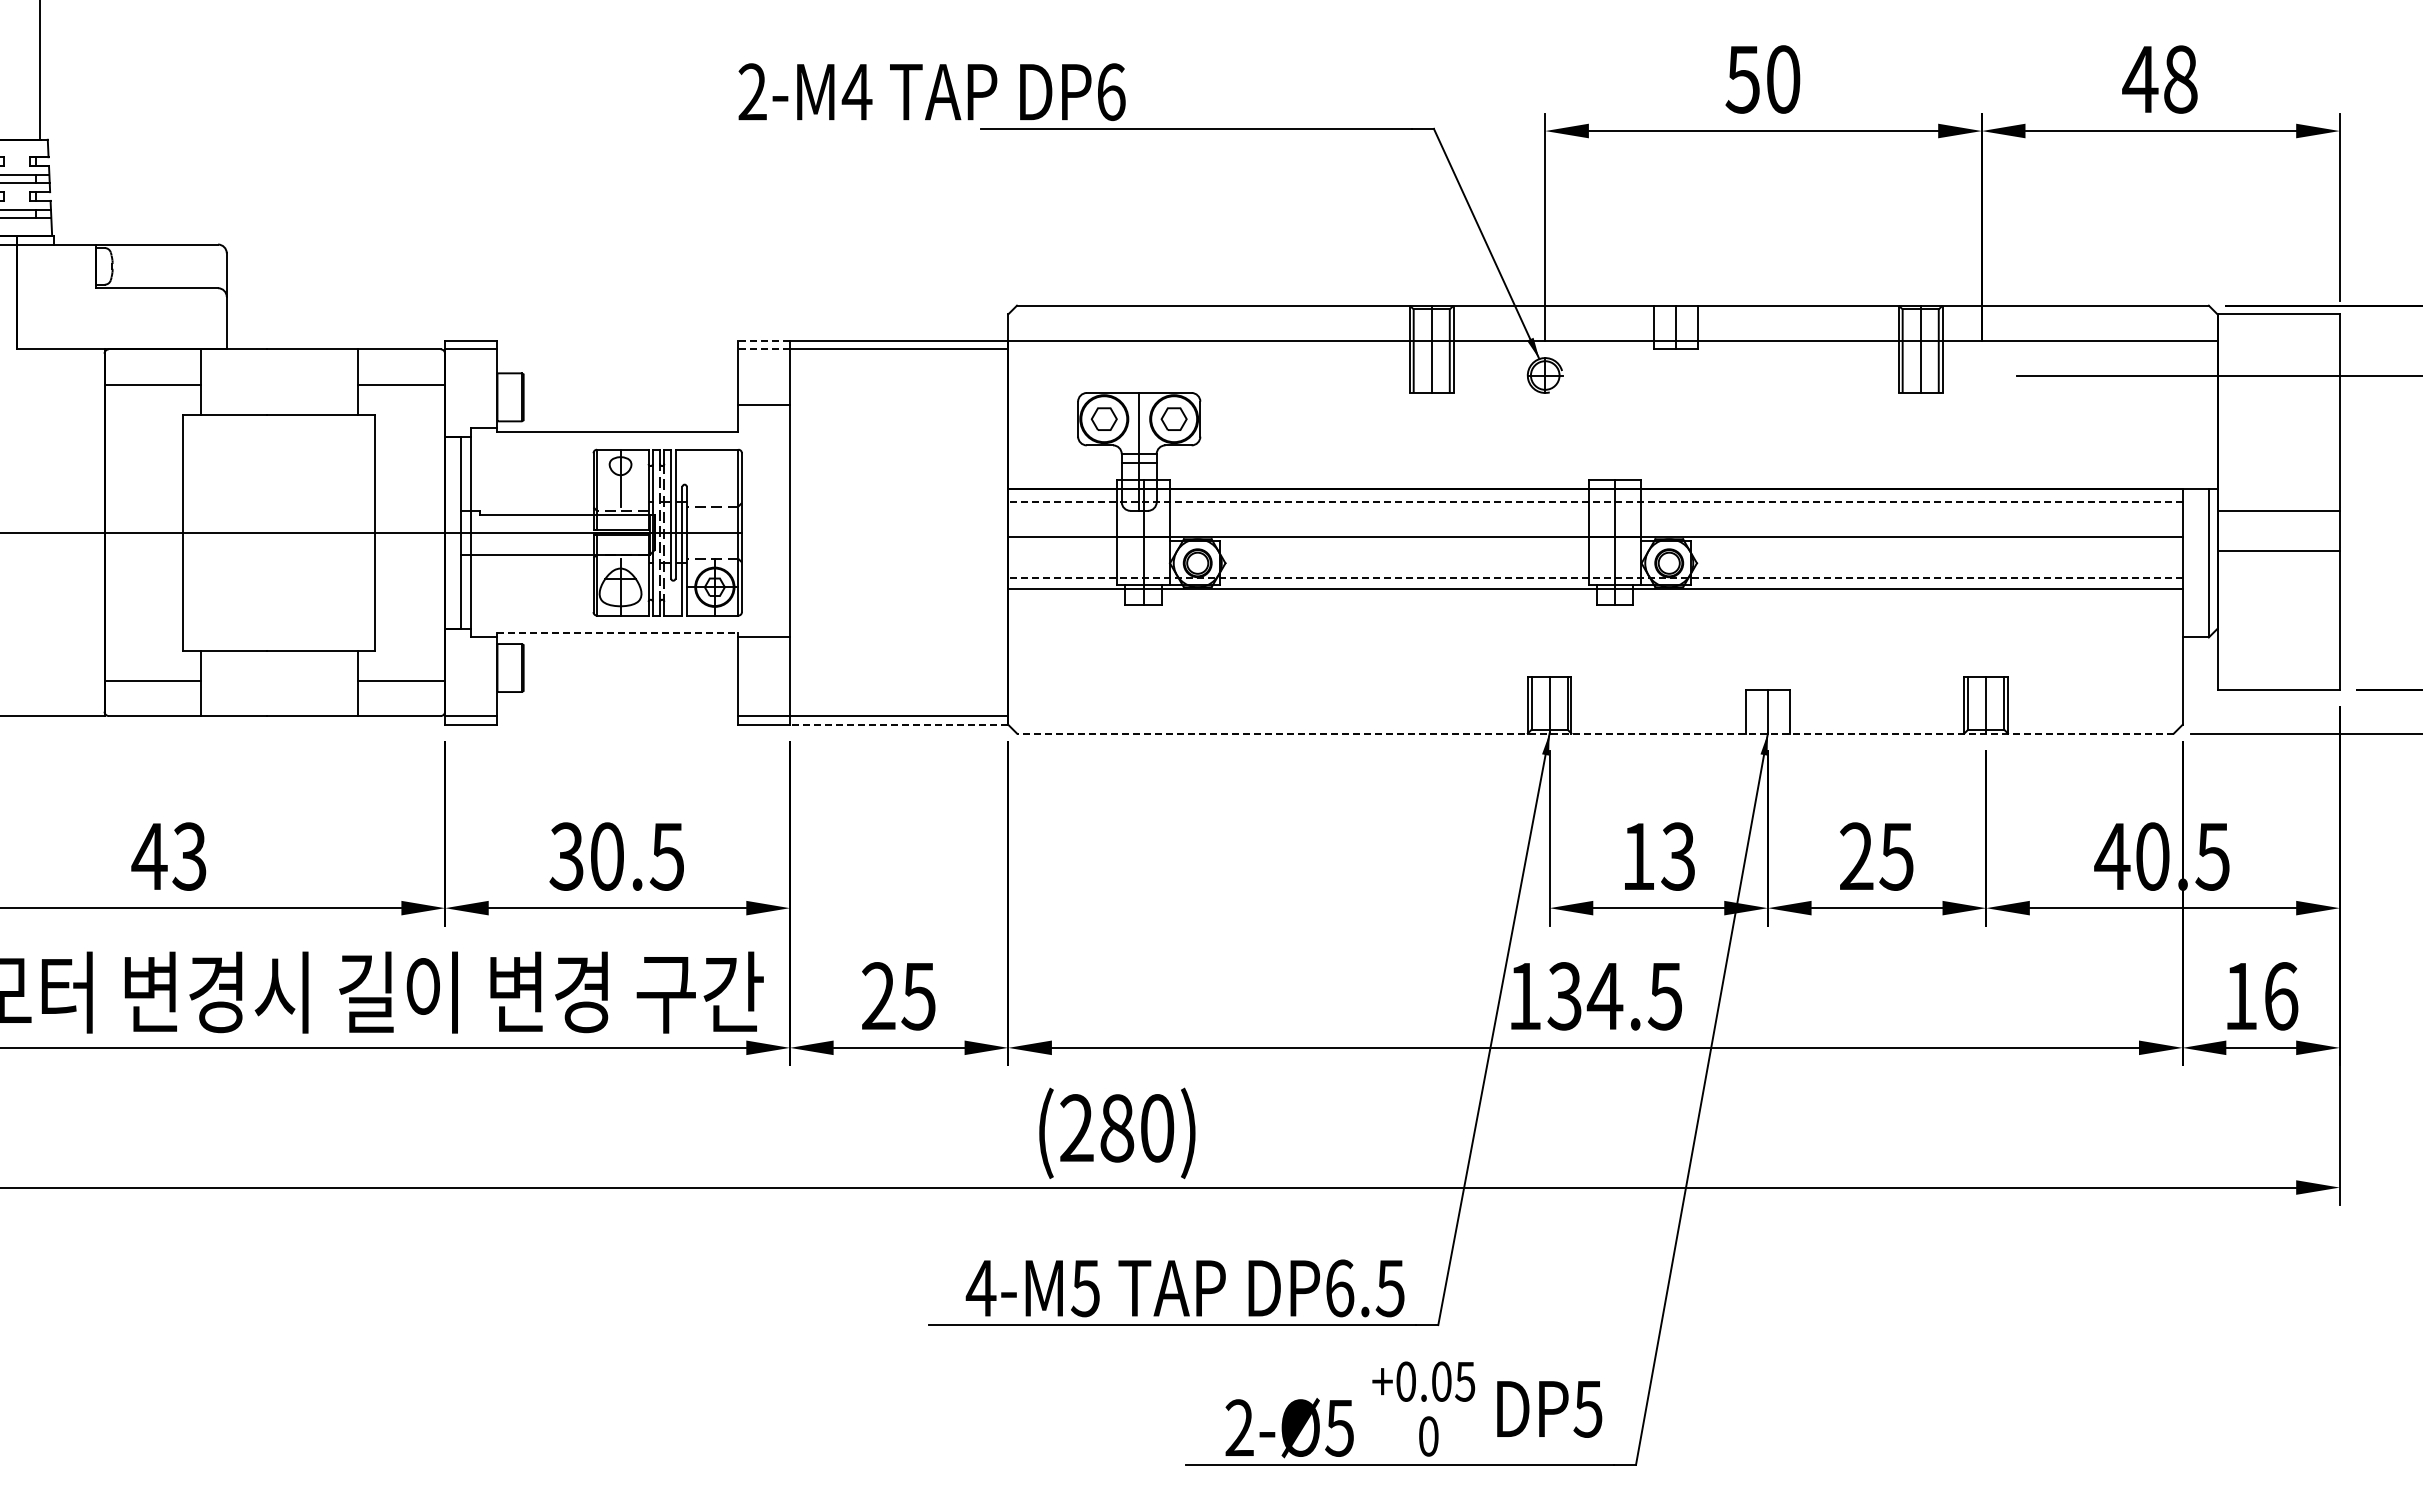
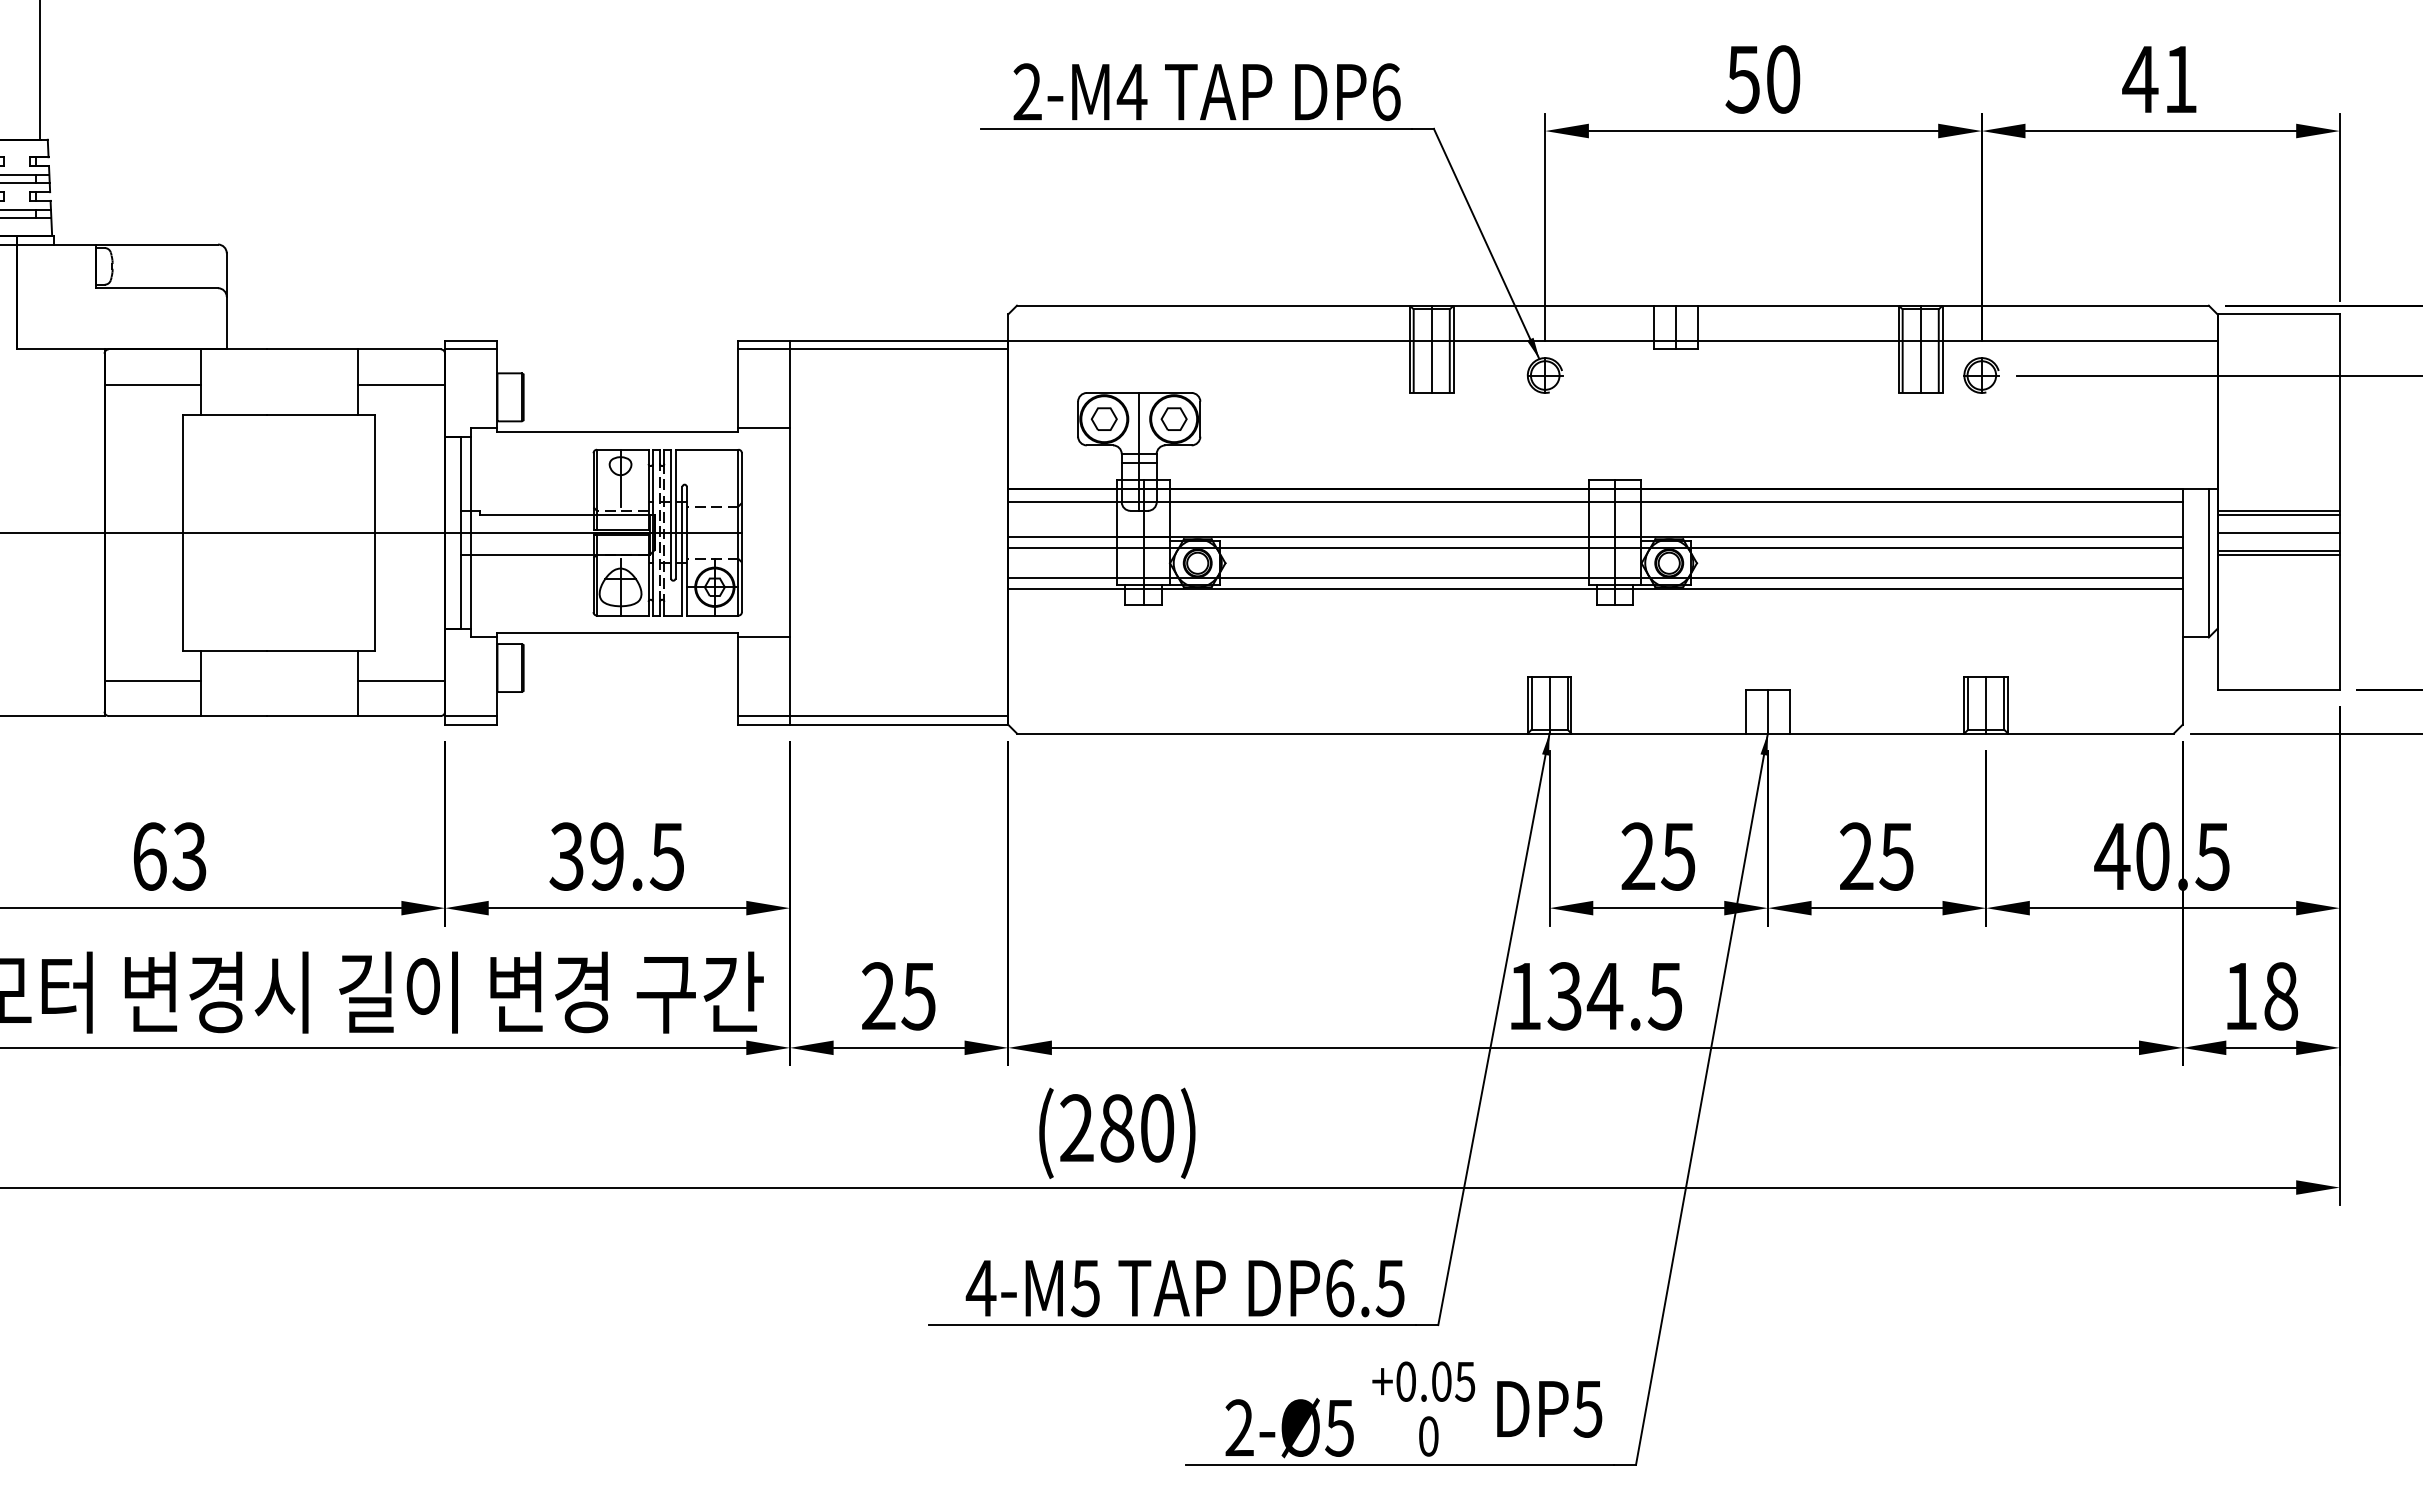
text: 48 -> 41 (2180, 79)
text position: (931, 91) -> (1206, 91) (1206, 91)
line: dashed -> solid (763, 340)
line: dashed -> solid (763, 349)
part: none -> present (1981, 375)
line position: (763, 404) -> (763, 427) (763, 427)
line: dashed -> solid (1594, 502)
line: none -> present (2278, 514)
line: none -> present (2278, 532)
line: none -> present (1595, 548)
line: none -> present (2278, 554)
line: dashed -> solid (1594, 578)
line: dashed -> solid (618, 633)
line: dashed -> solid (898, 724)
line: dashed -> solid (1594, 733)
text: 43 -> 63 (149, 856)
text: 30.5 -> 39.5 (606, 856)
text: 13 -> 25 (1658, 856)
text: 16 -> 18 (2281, 996)
